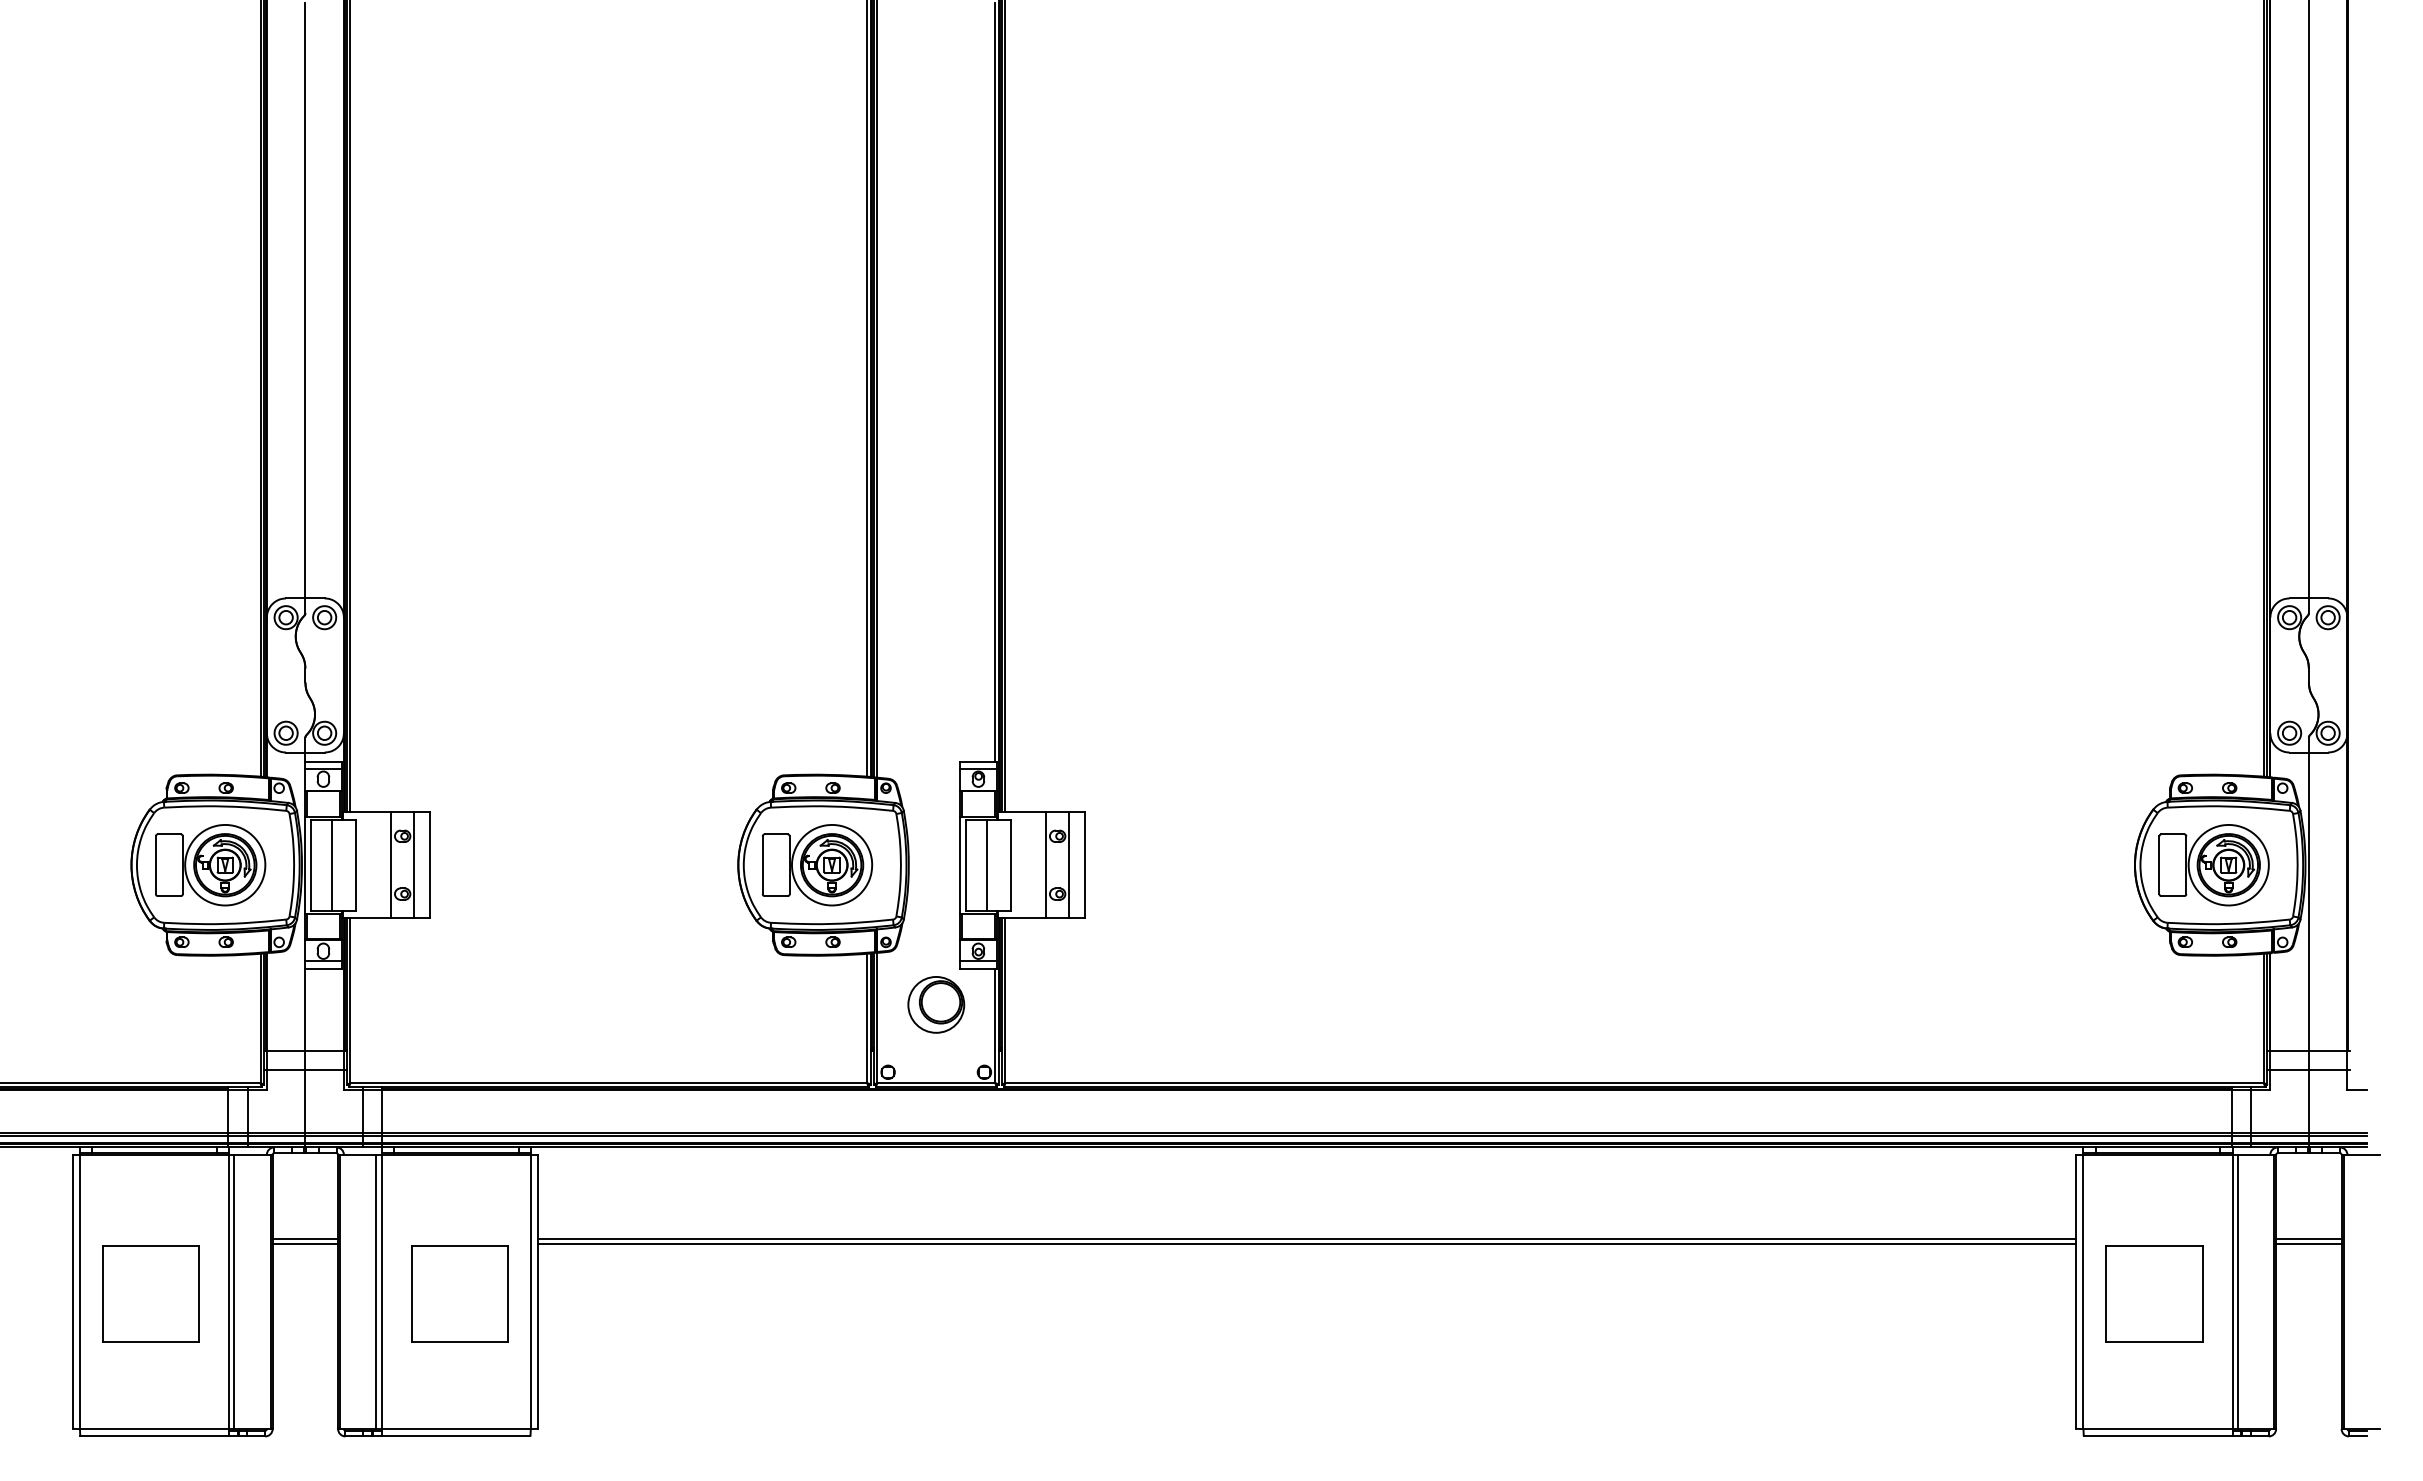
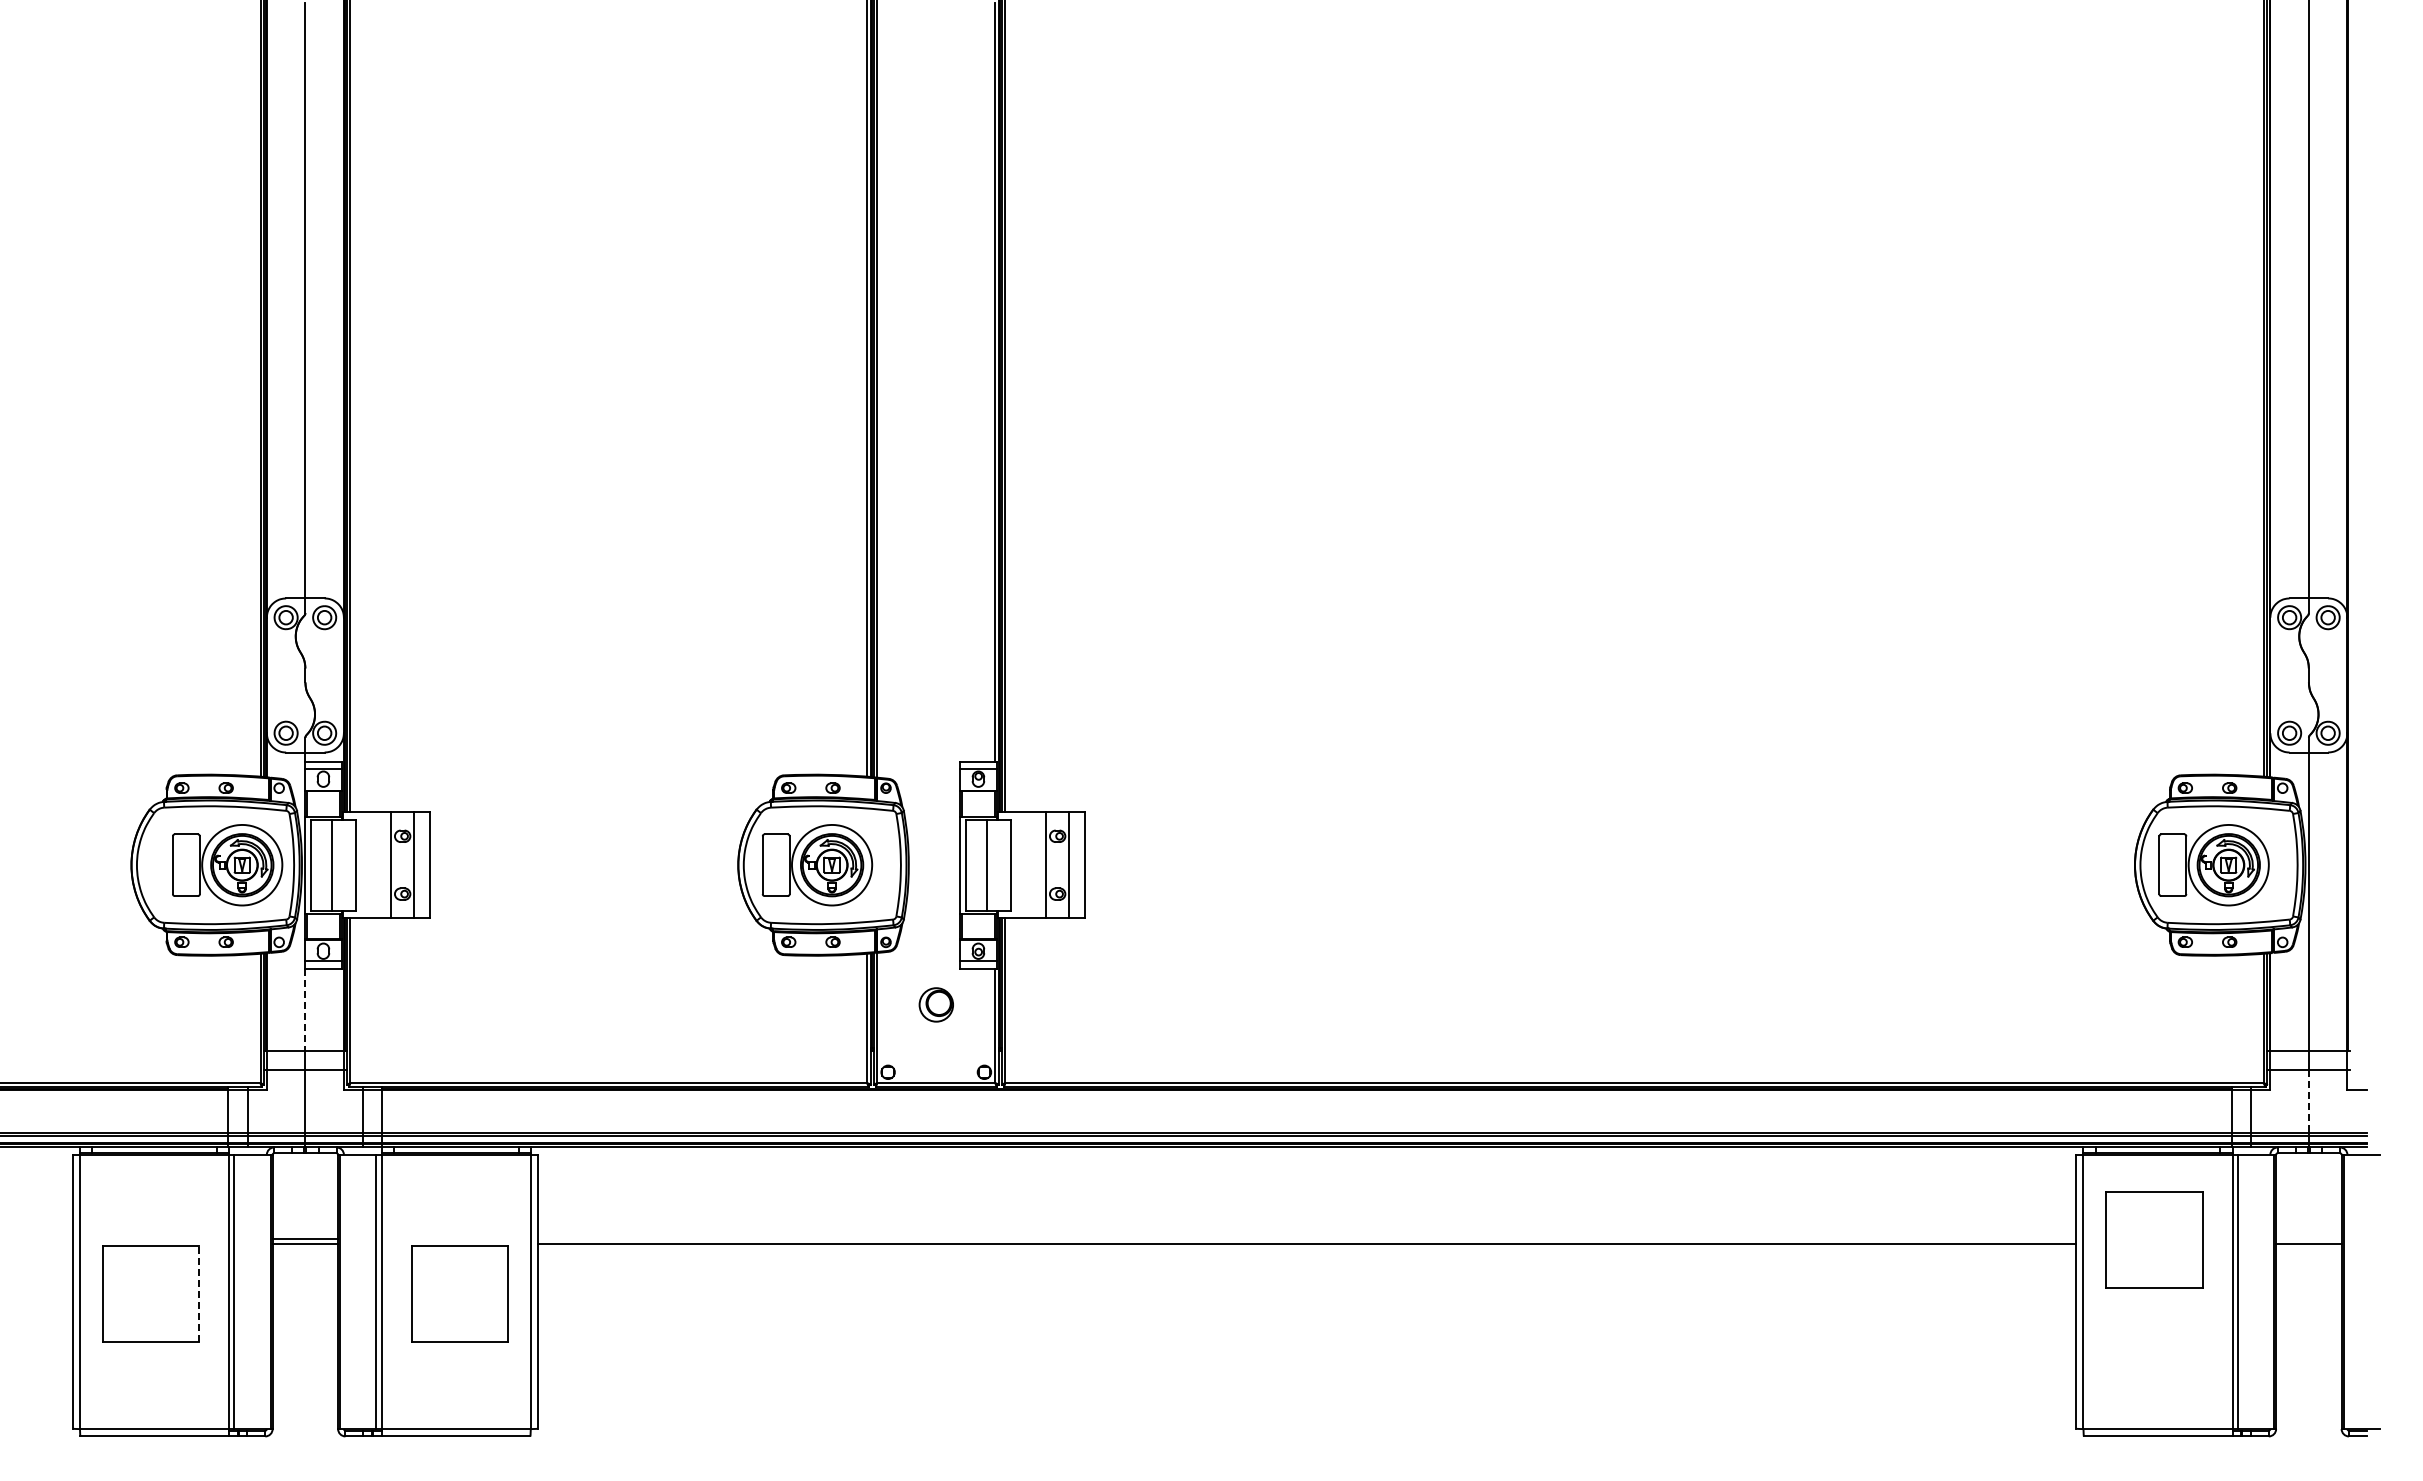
part position: (210, 865) -> (227, 865) (227, 865)
part size: 59x58 px -> 36x36 px (935, 1004)
line: solid -> dashed (305, 1010)
line: solid -> dashed (2308, 1101)
line: present -> none (1307, 1238)
line: present -> none (2308, 1238)
line: solid -> dashed (199, 1293)
part position: (2154, 1293) -> (2154, 1239) (2154, 1239)
